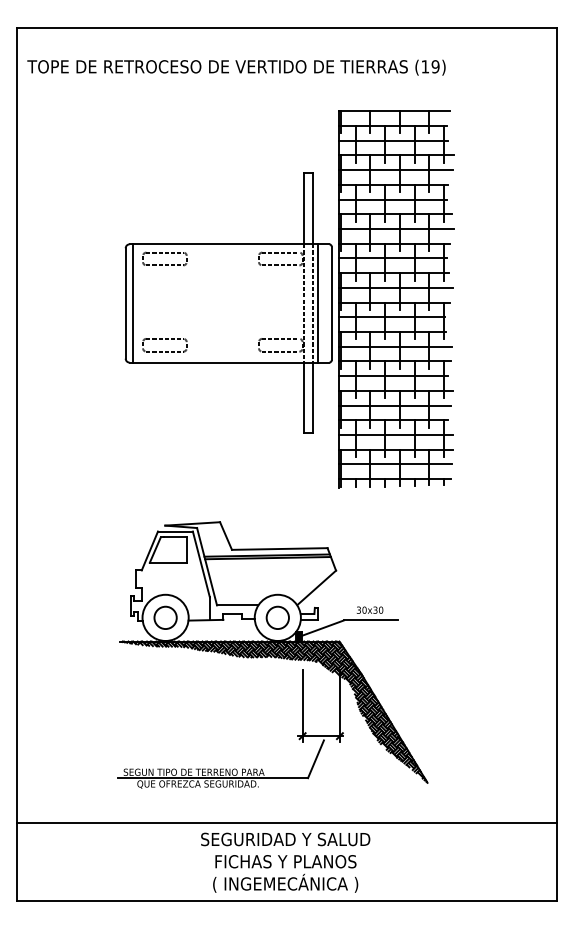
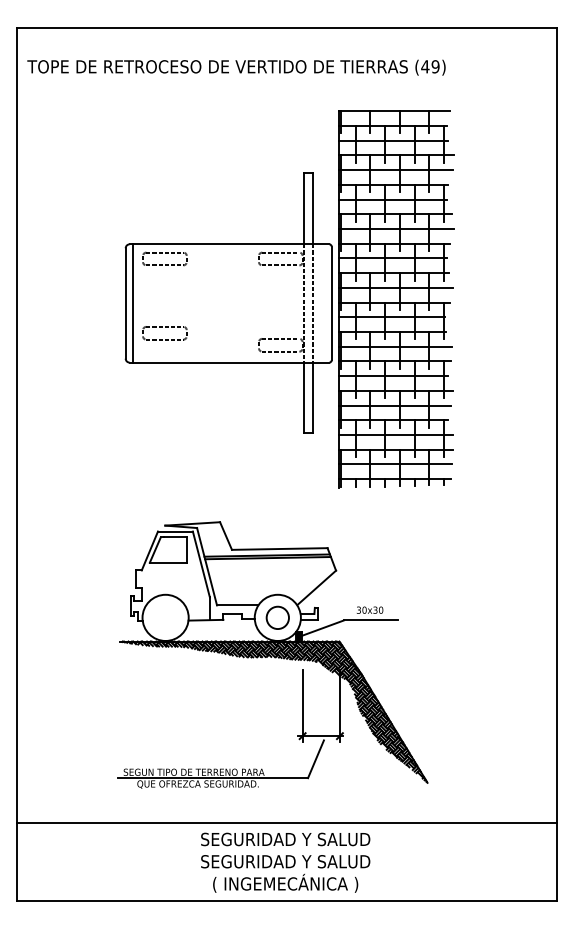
text: (19) -> (49) (425, 66)
line: present -> none (318, 303)
part position: (165, 339) -> (165, 327) (165, 327)
circle: present -> none (165, 617)
text: FICHAS Y PLANOS -> SEGURIDAD Y SALUD (285, 861)
